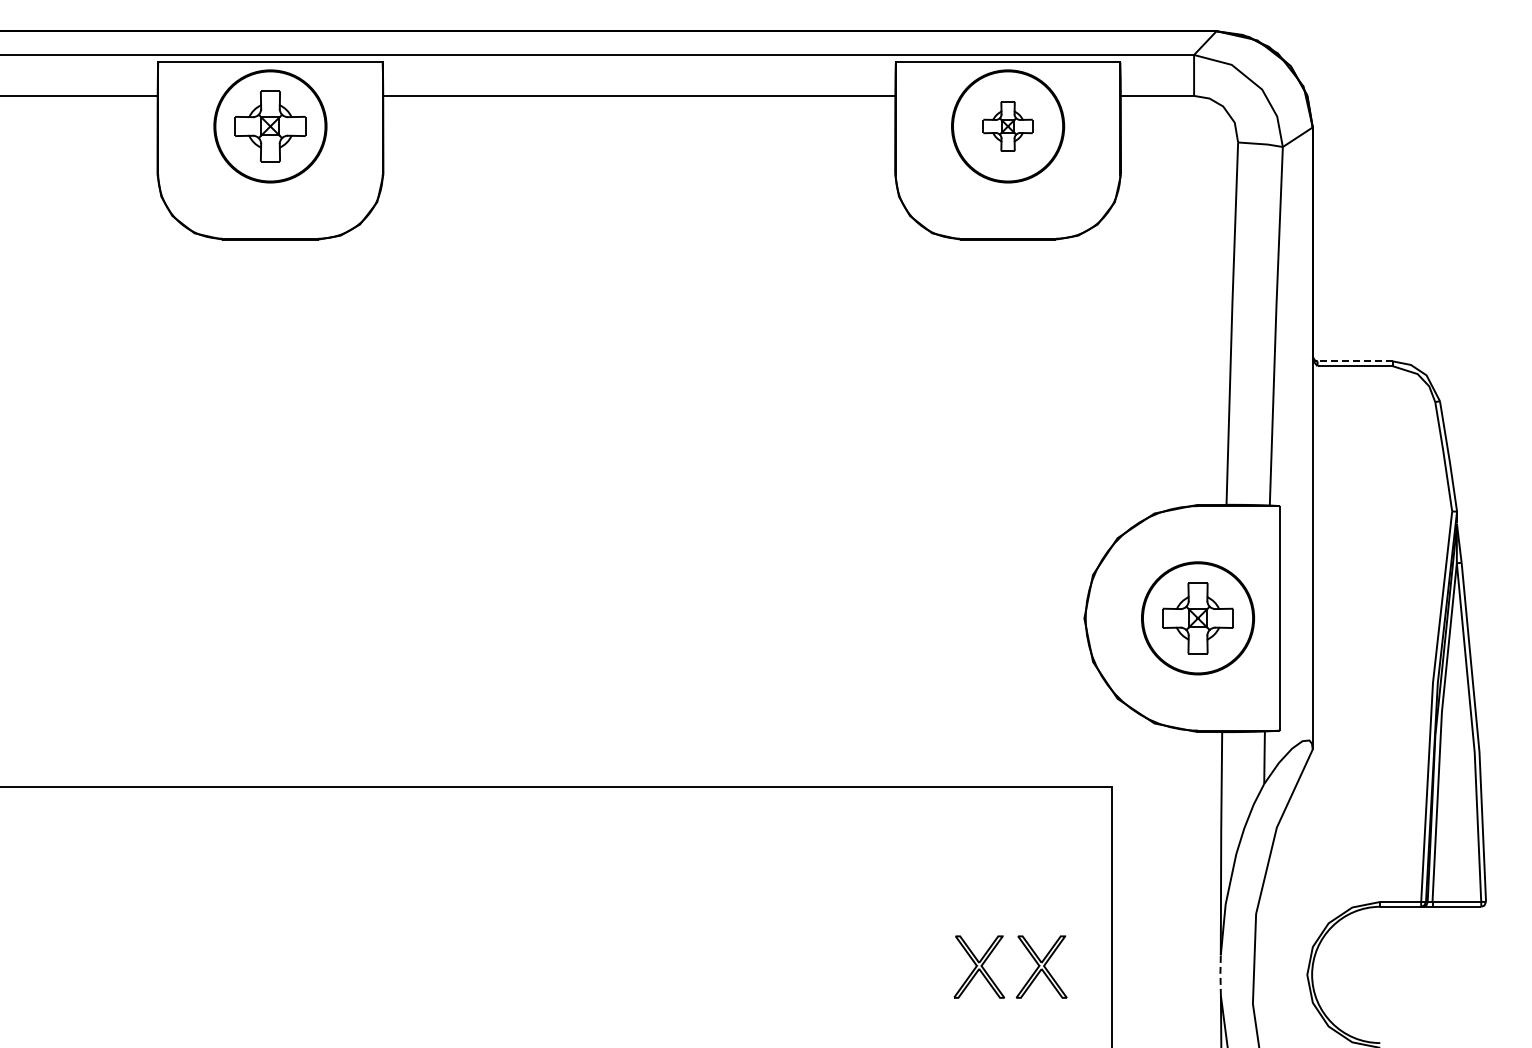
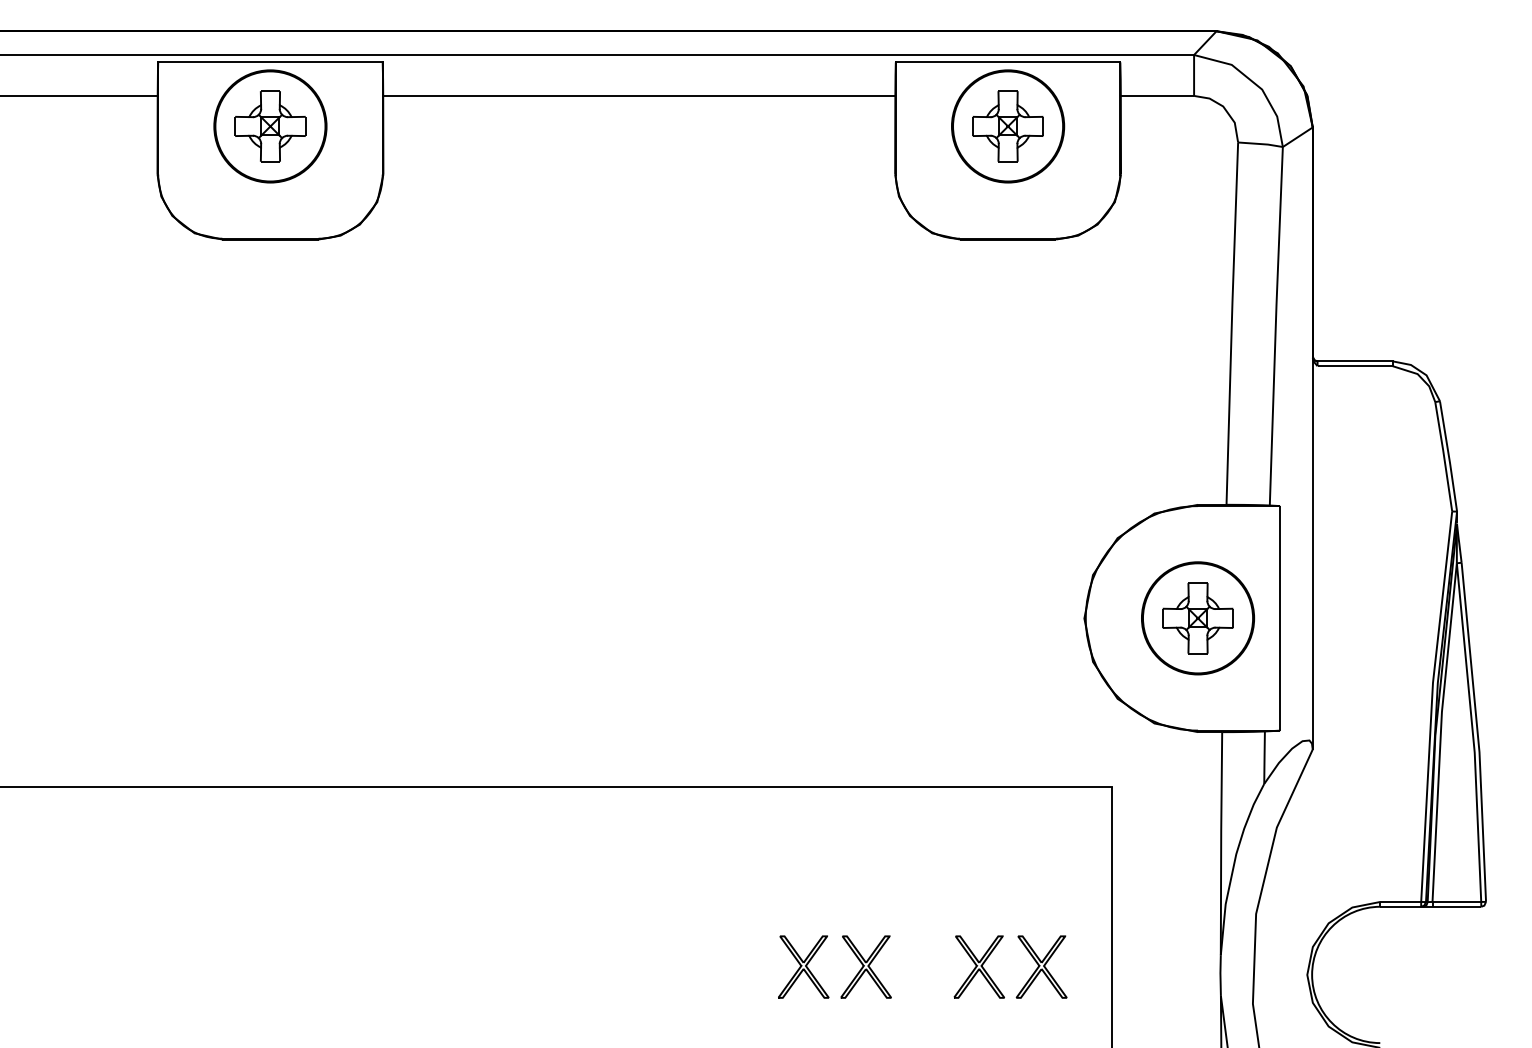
part size: 52x51 px -> 72x73 px (1007, 126)
line: dashed -> solid (1354, 361)
part: none -> present (803, 966)
part: none -> present (865, 966)
line: dashed -> solid (1220, 975)
